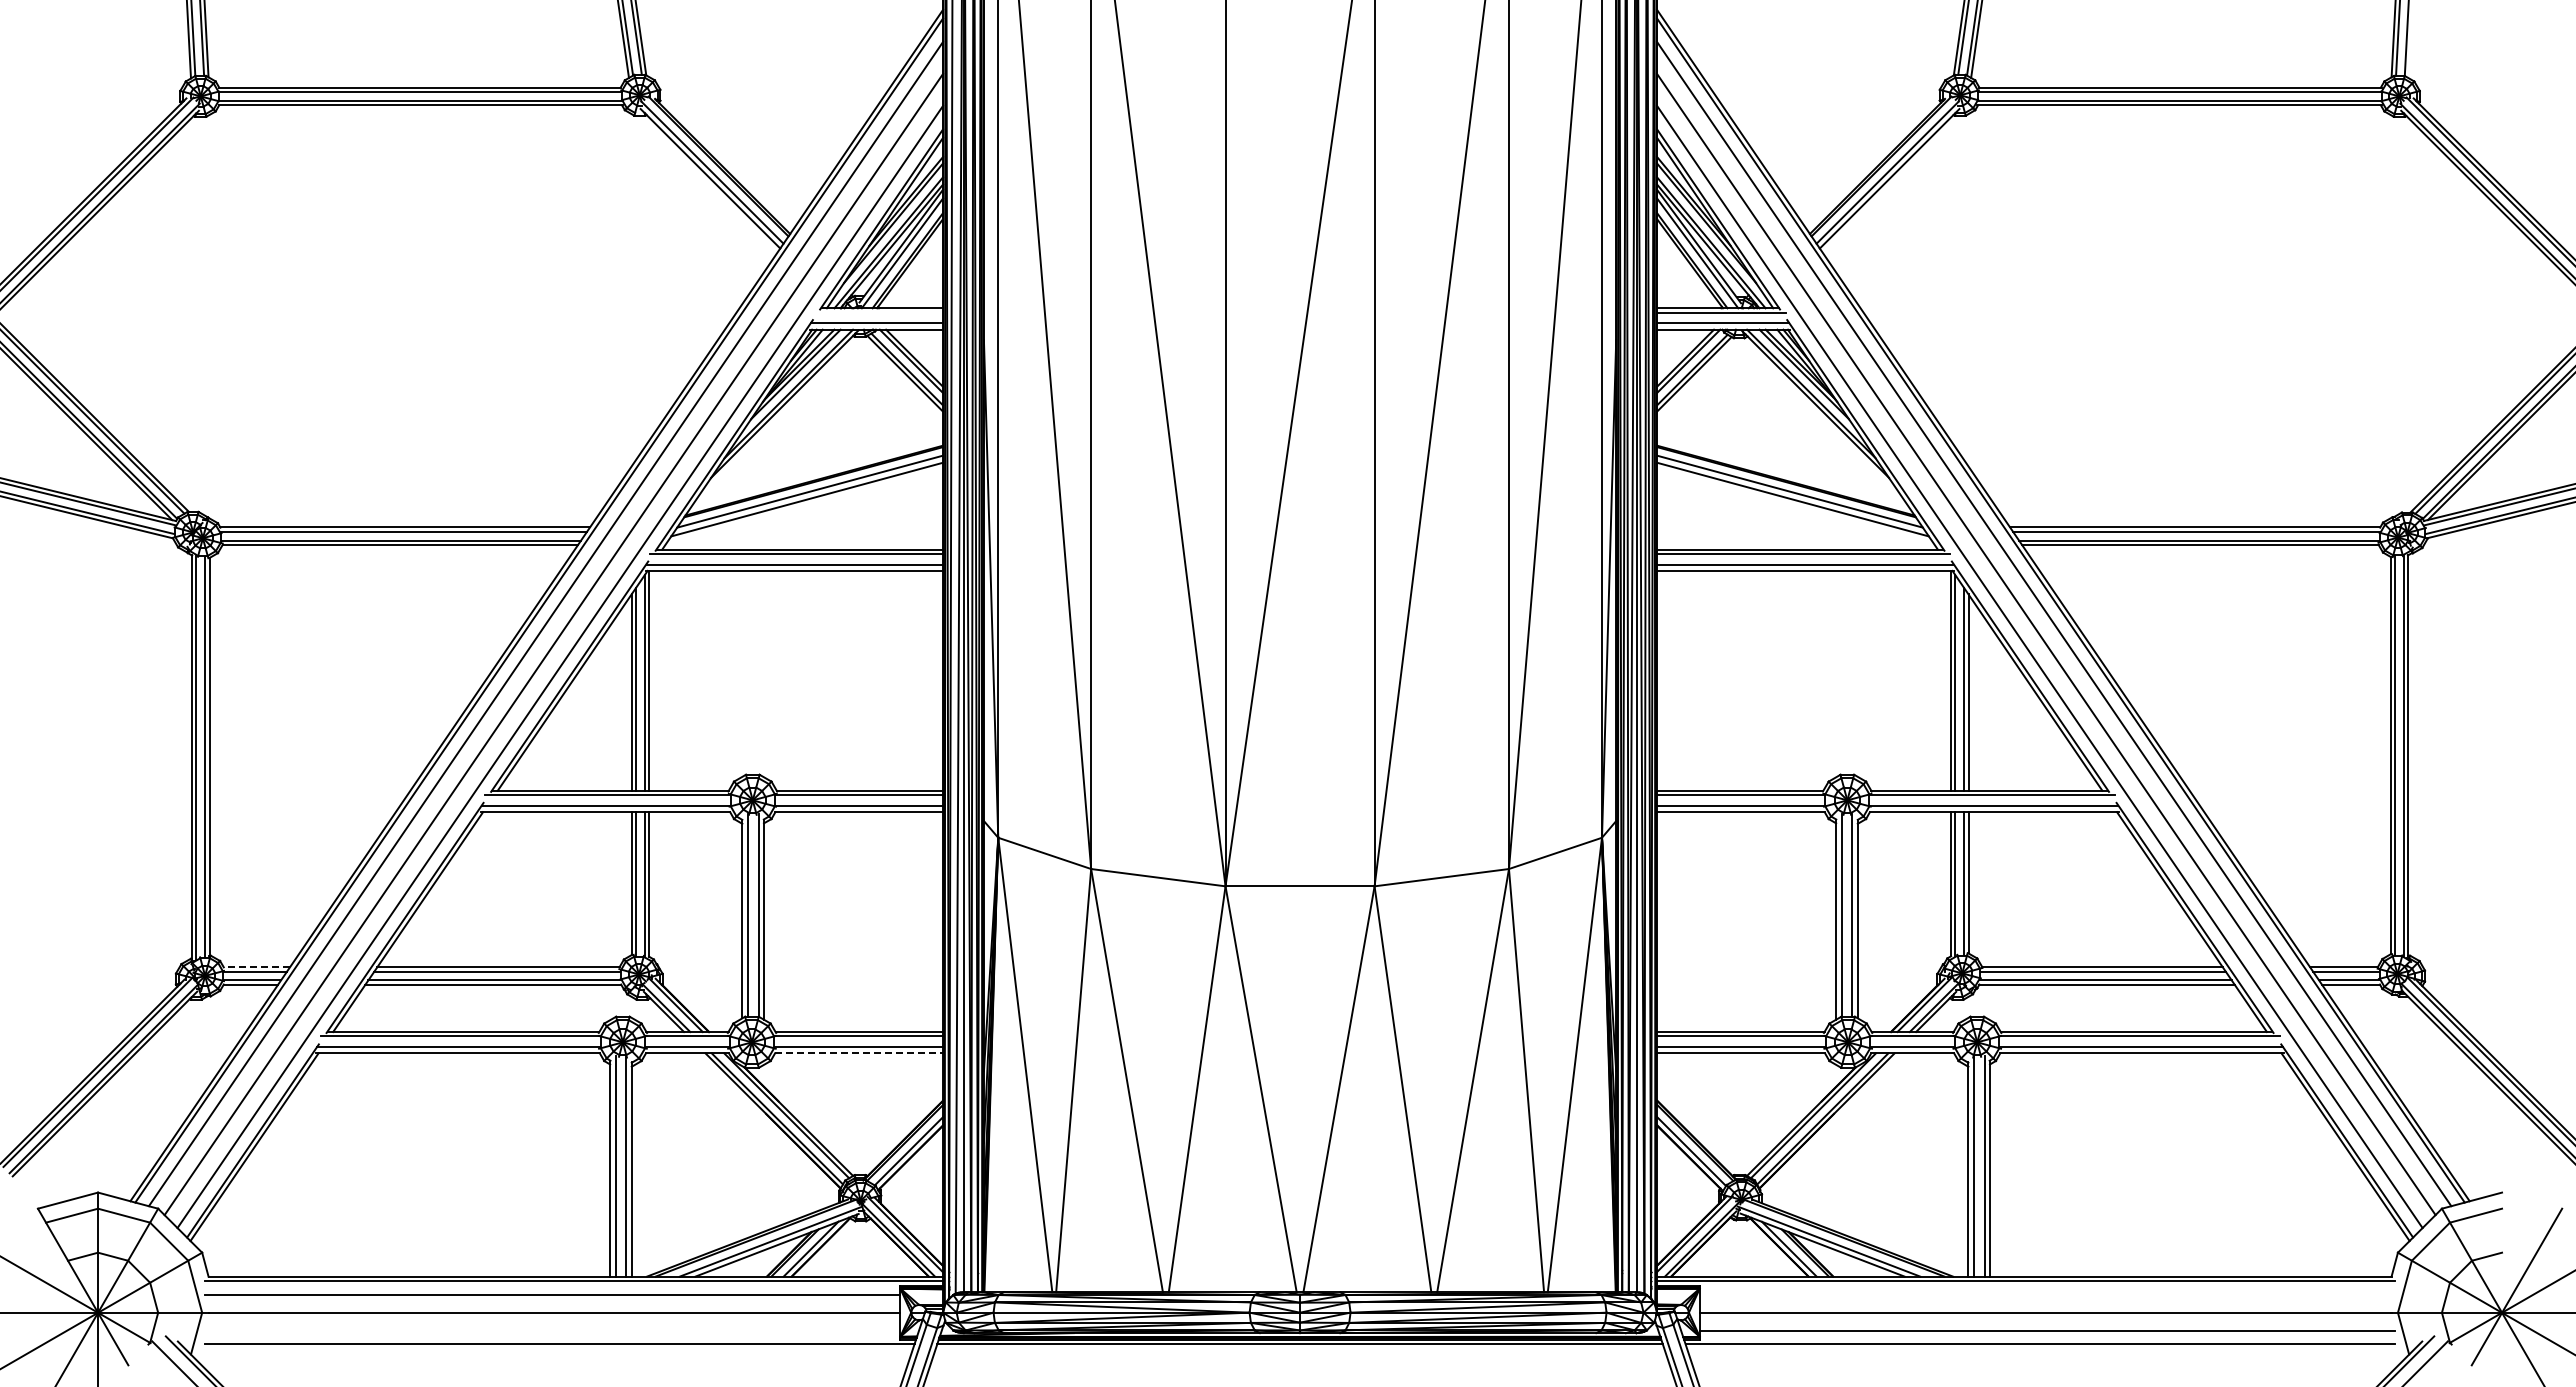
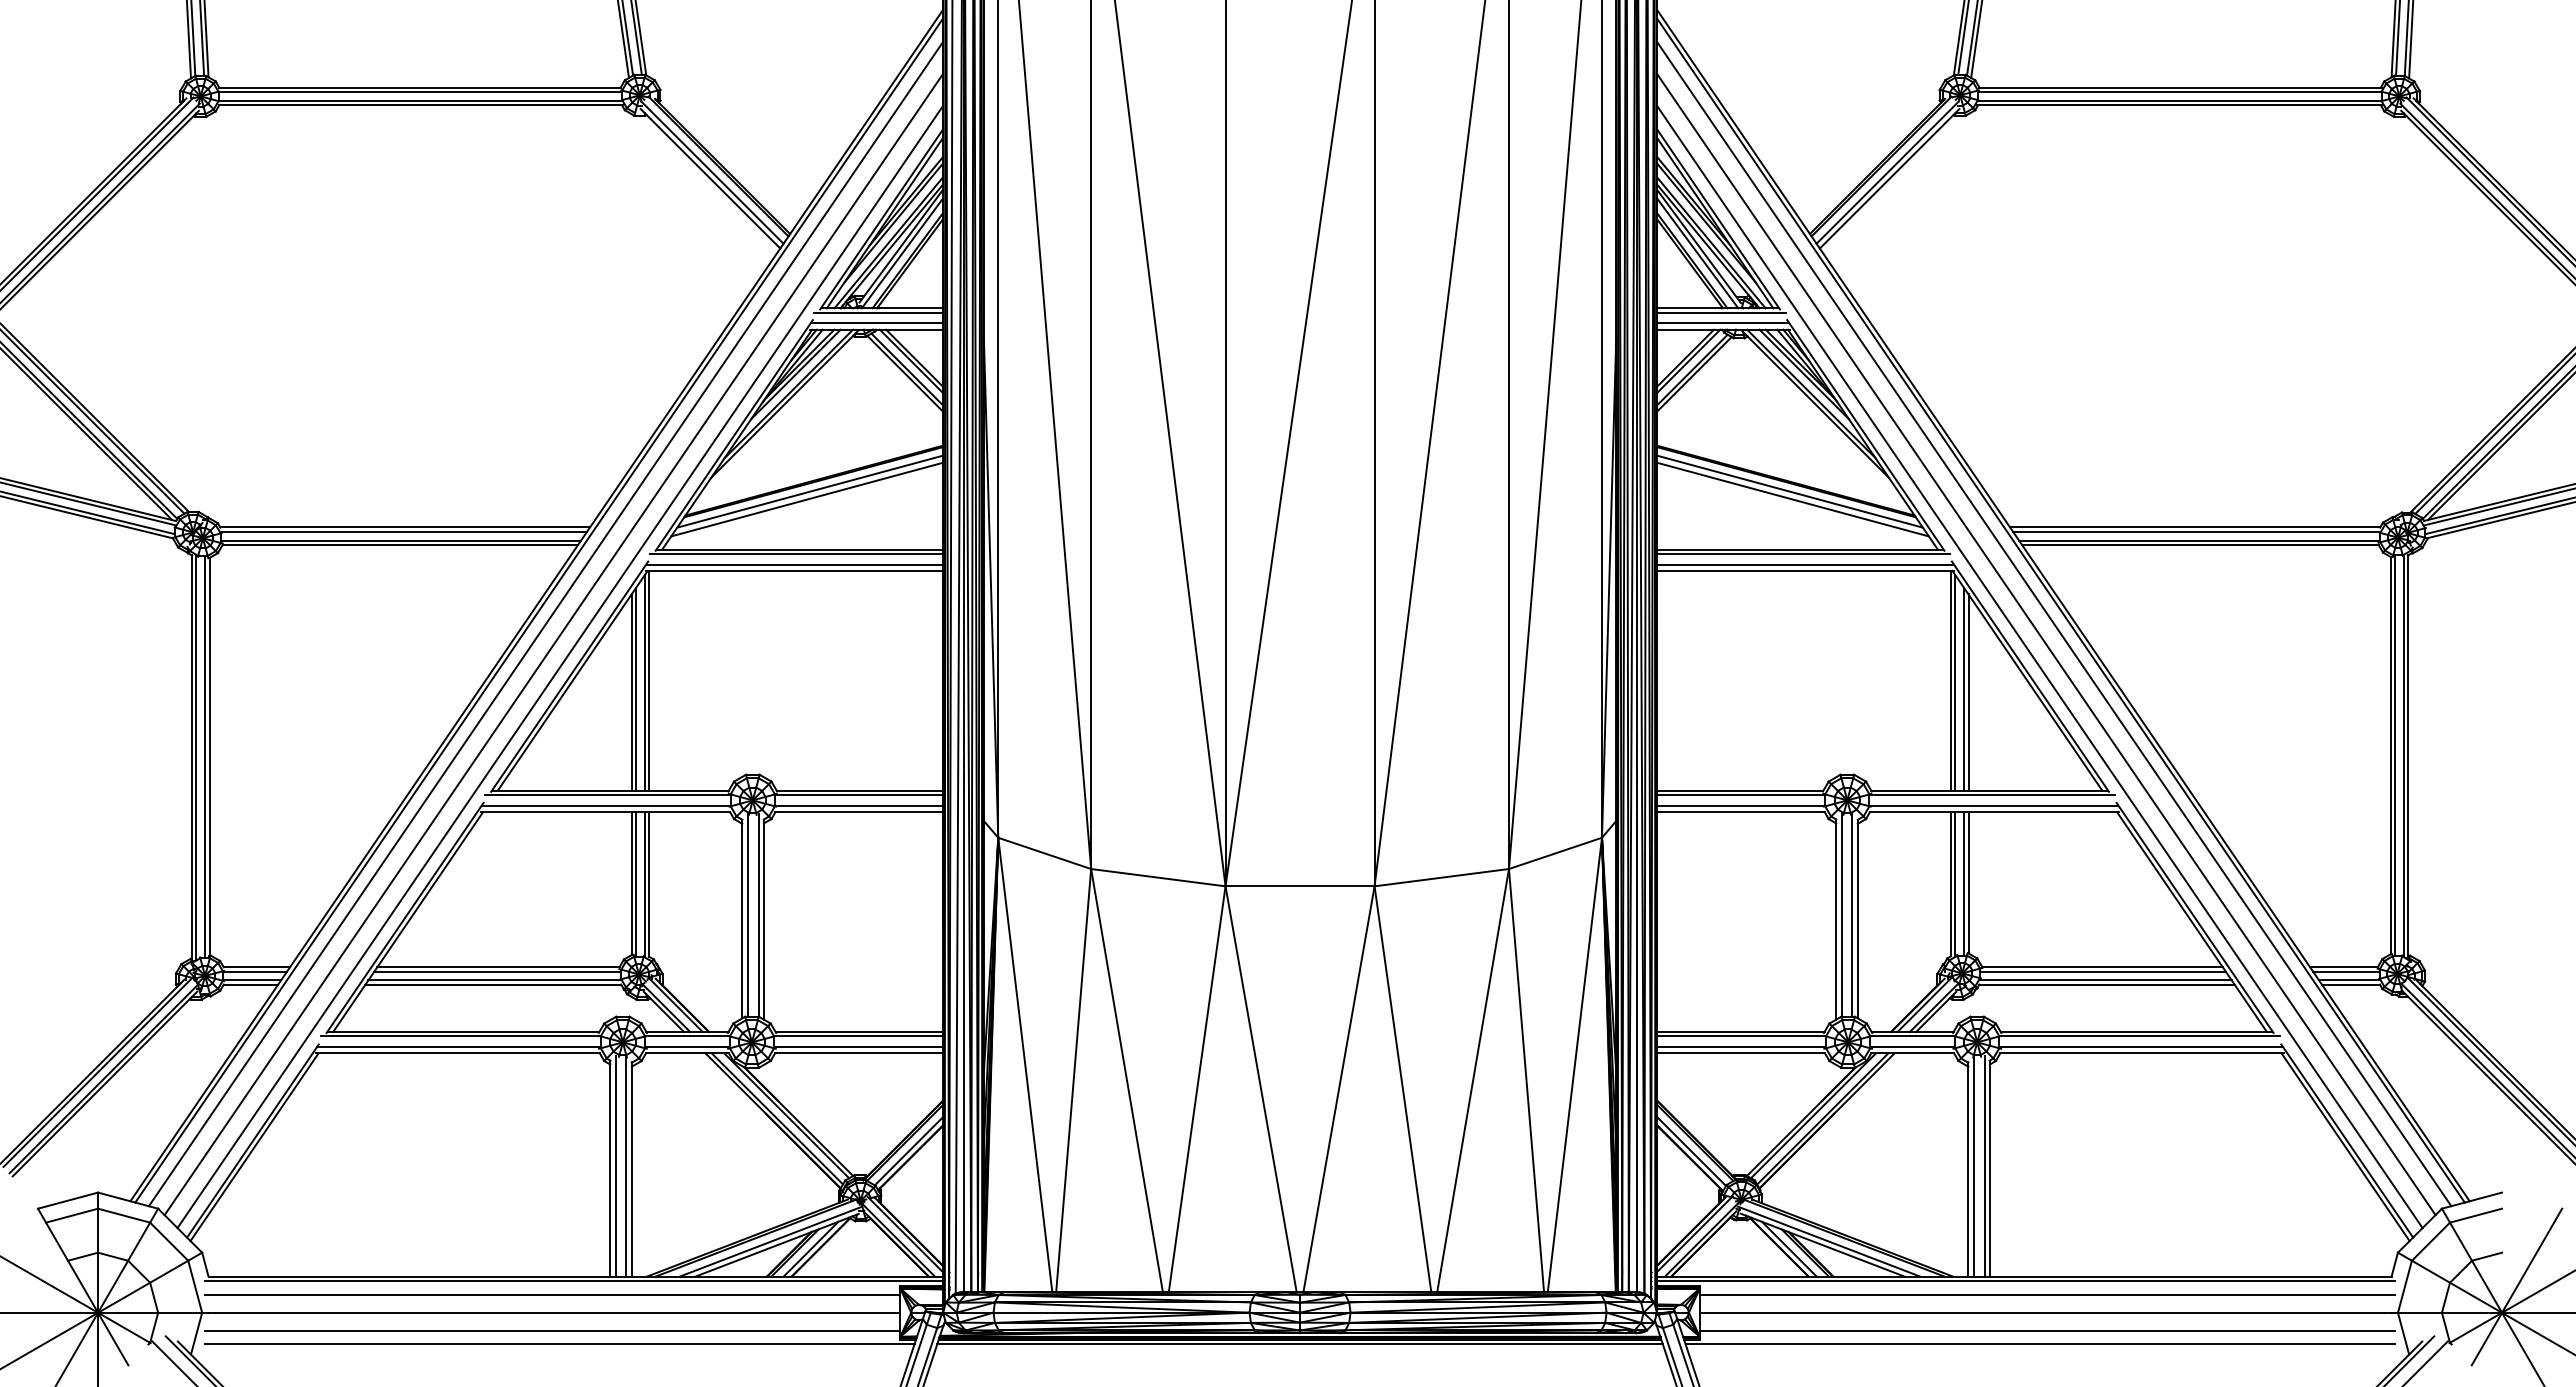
line: none -> present (2411, 40)
line: none -> present (878, 312)
line: dashed -> solid (256, 967)
line: dashed -> solid (859, 1053)
line: none -> present (2047, 1294)
line: none -> present (552, 1330)
